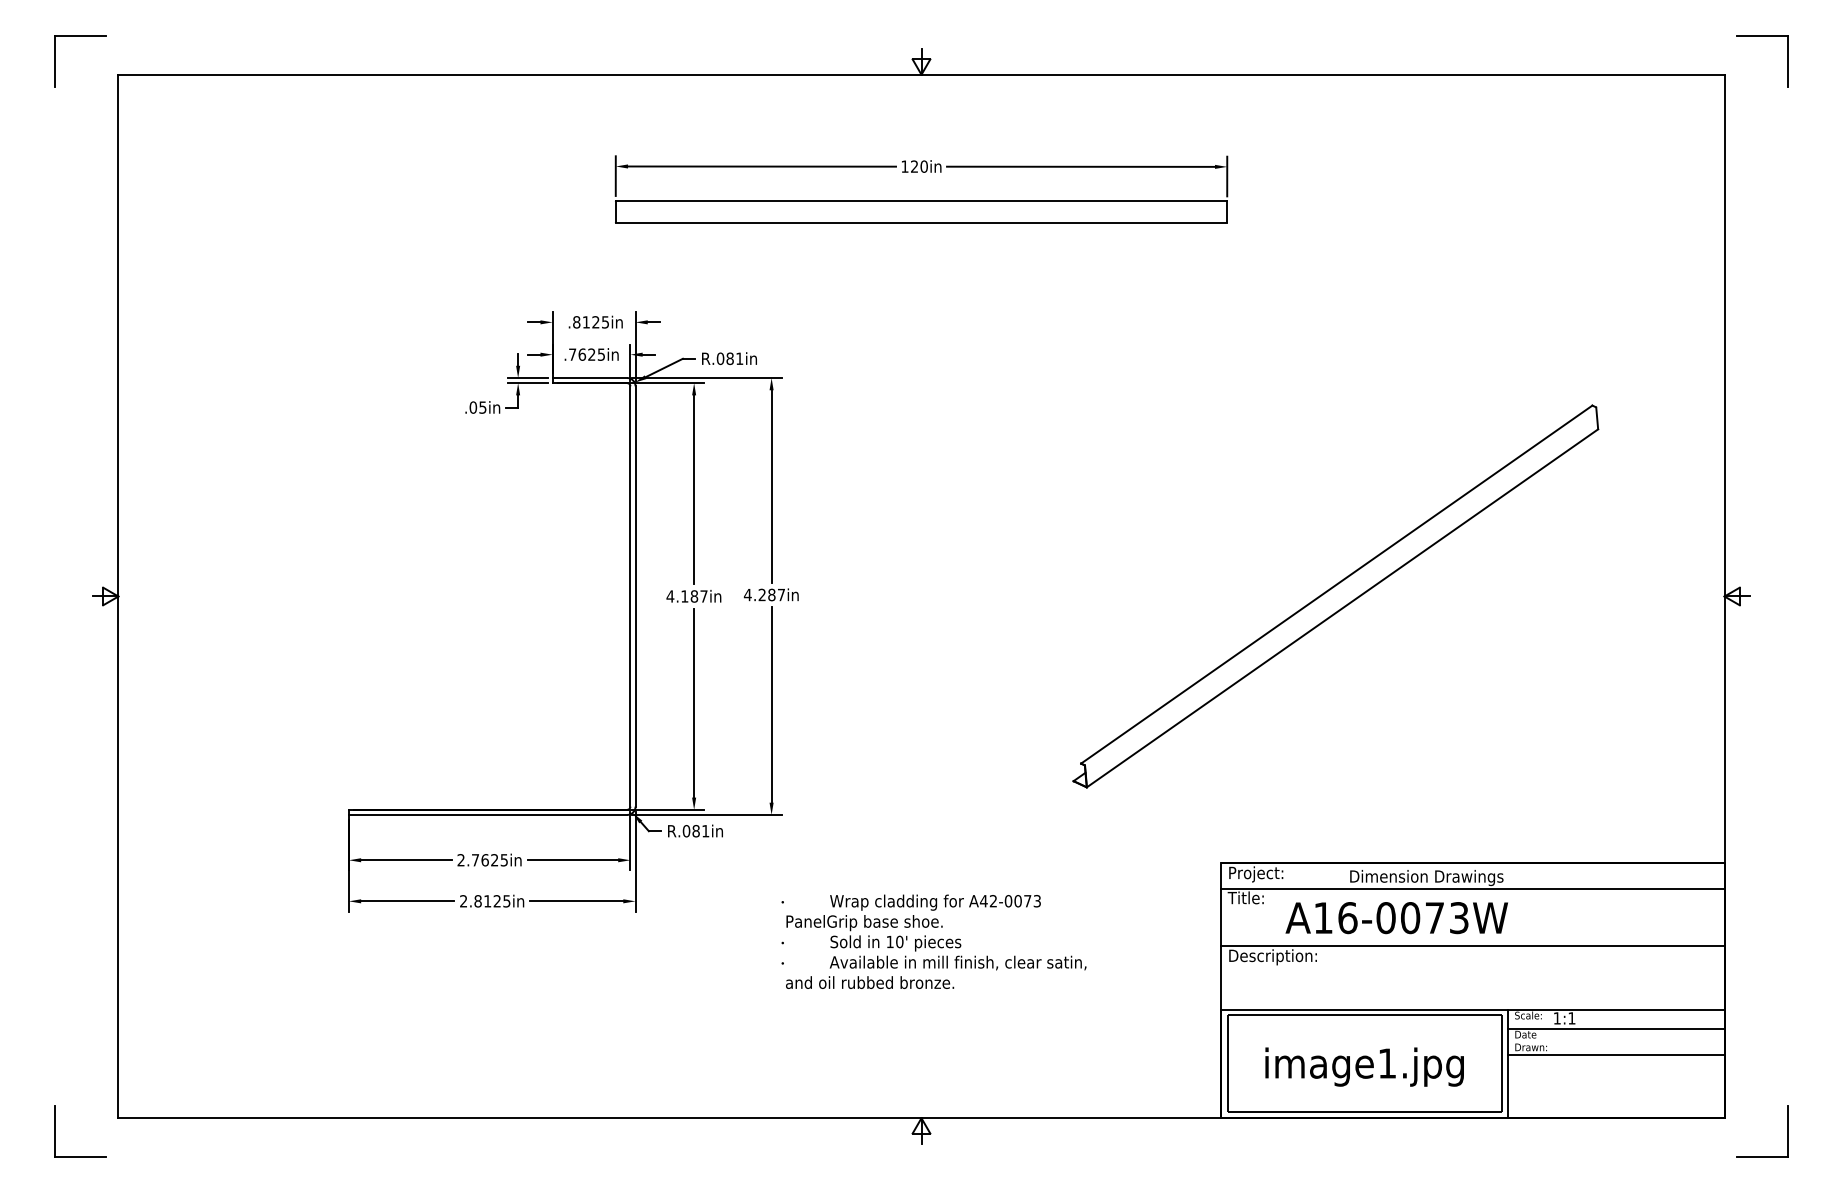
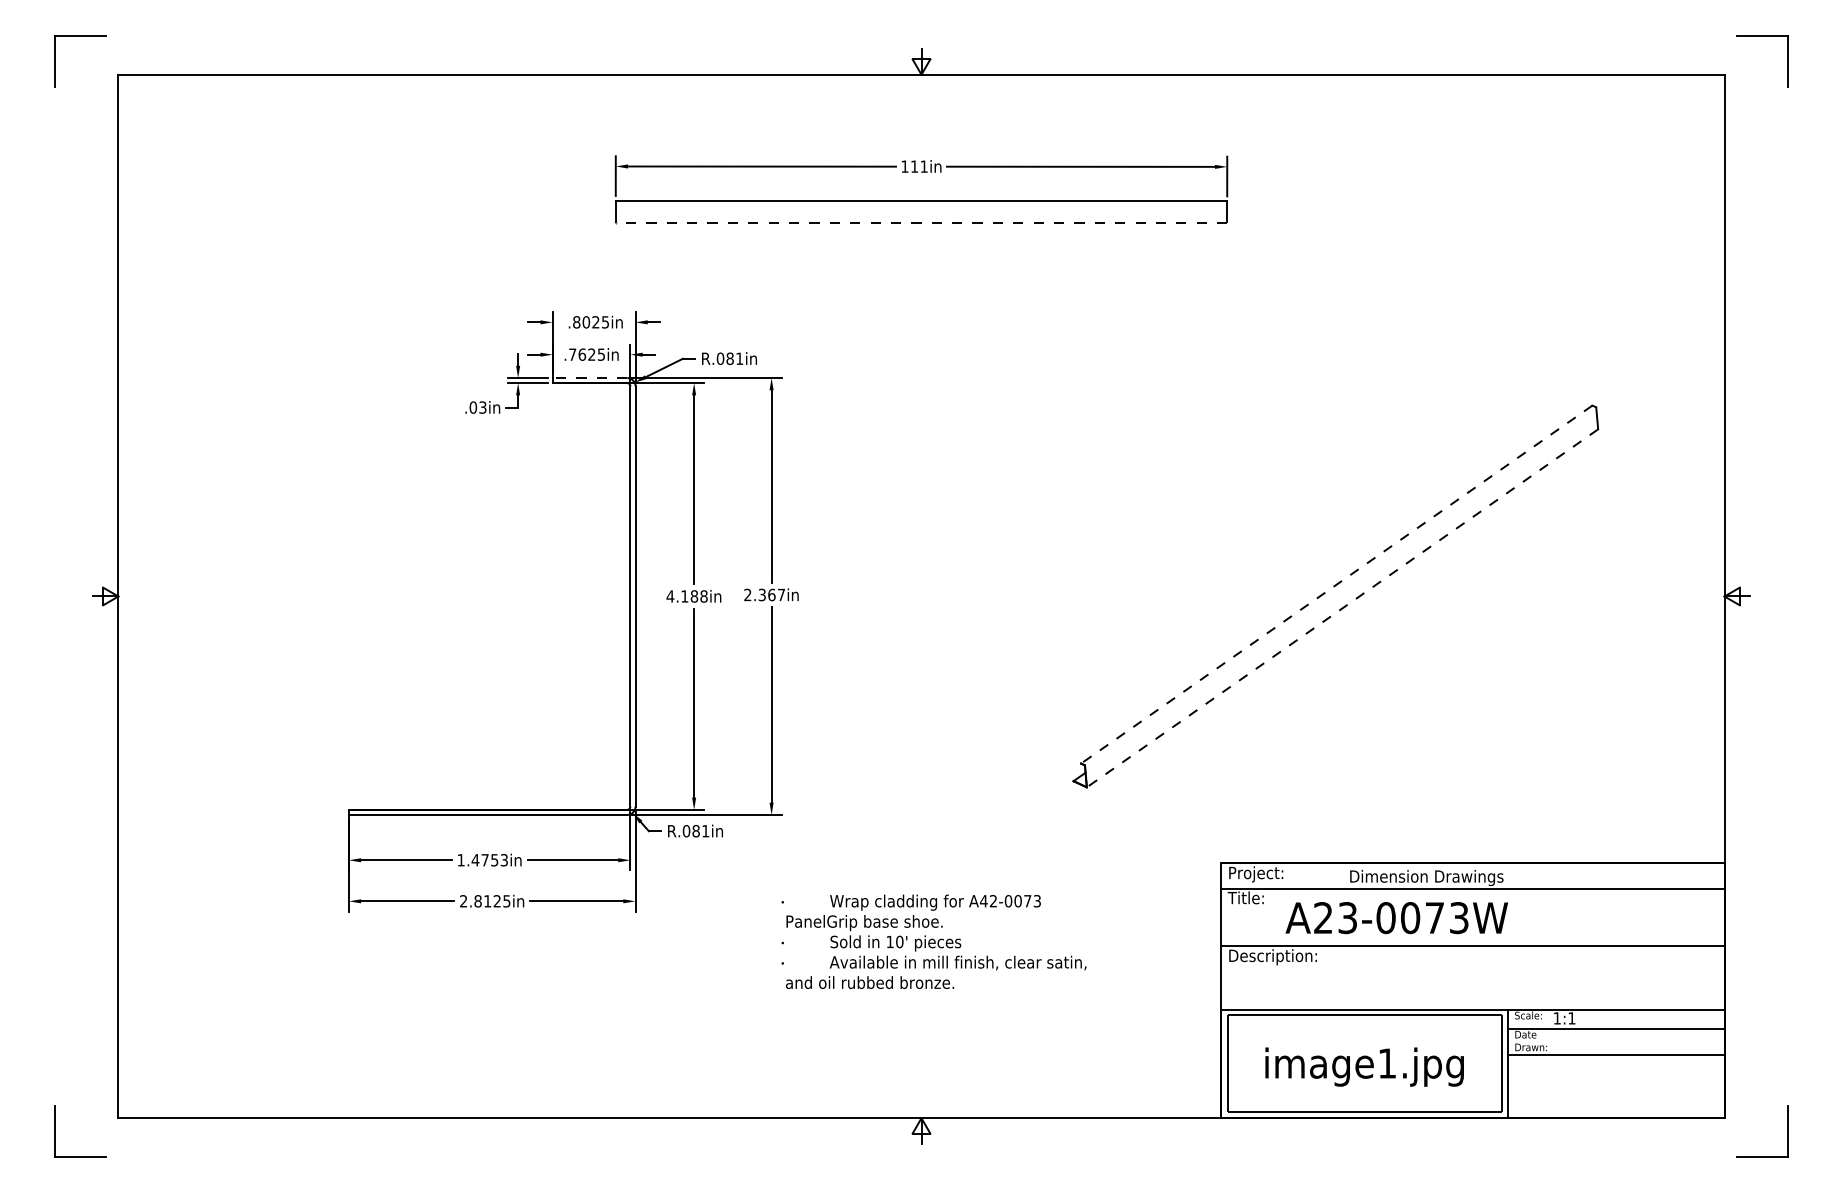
text: 120in -> 111in (919, 166)
line: solid -> dashed (921, 222)
text: .8125in -> .8025in (586, 322)
line: solid -> dashed (589, 378)
text: .05in -> .03in (482, 406)
line: solid -> dashed (1336, 584)
text: 4.287in -> 2.367in (759, 594)
text: 4.187in -> 4.188in (703, 596)
line: solid -> dashed (1342, 608)
text: 2.7625in -> 1.4753in (482, 860)
text: A16-0073W -> A23-0073W (1335, 918)
